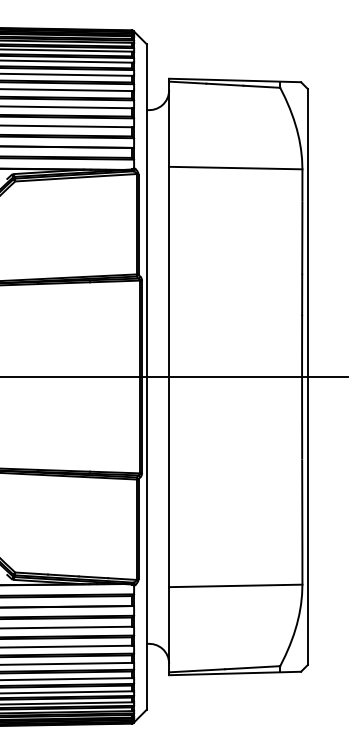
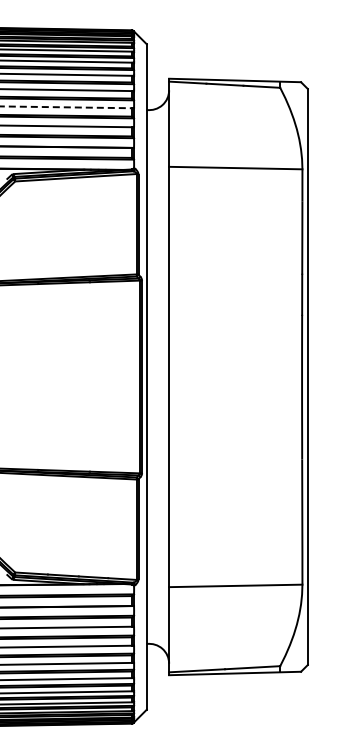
line: solid -> dashed (66, 107)
line: present -> none (175, 376)
